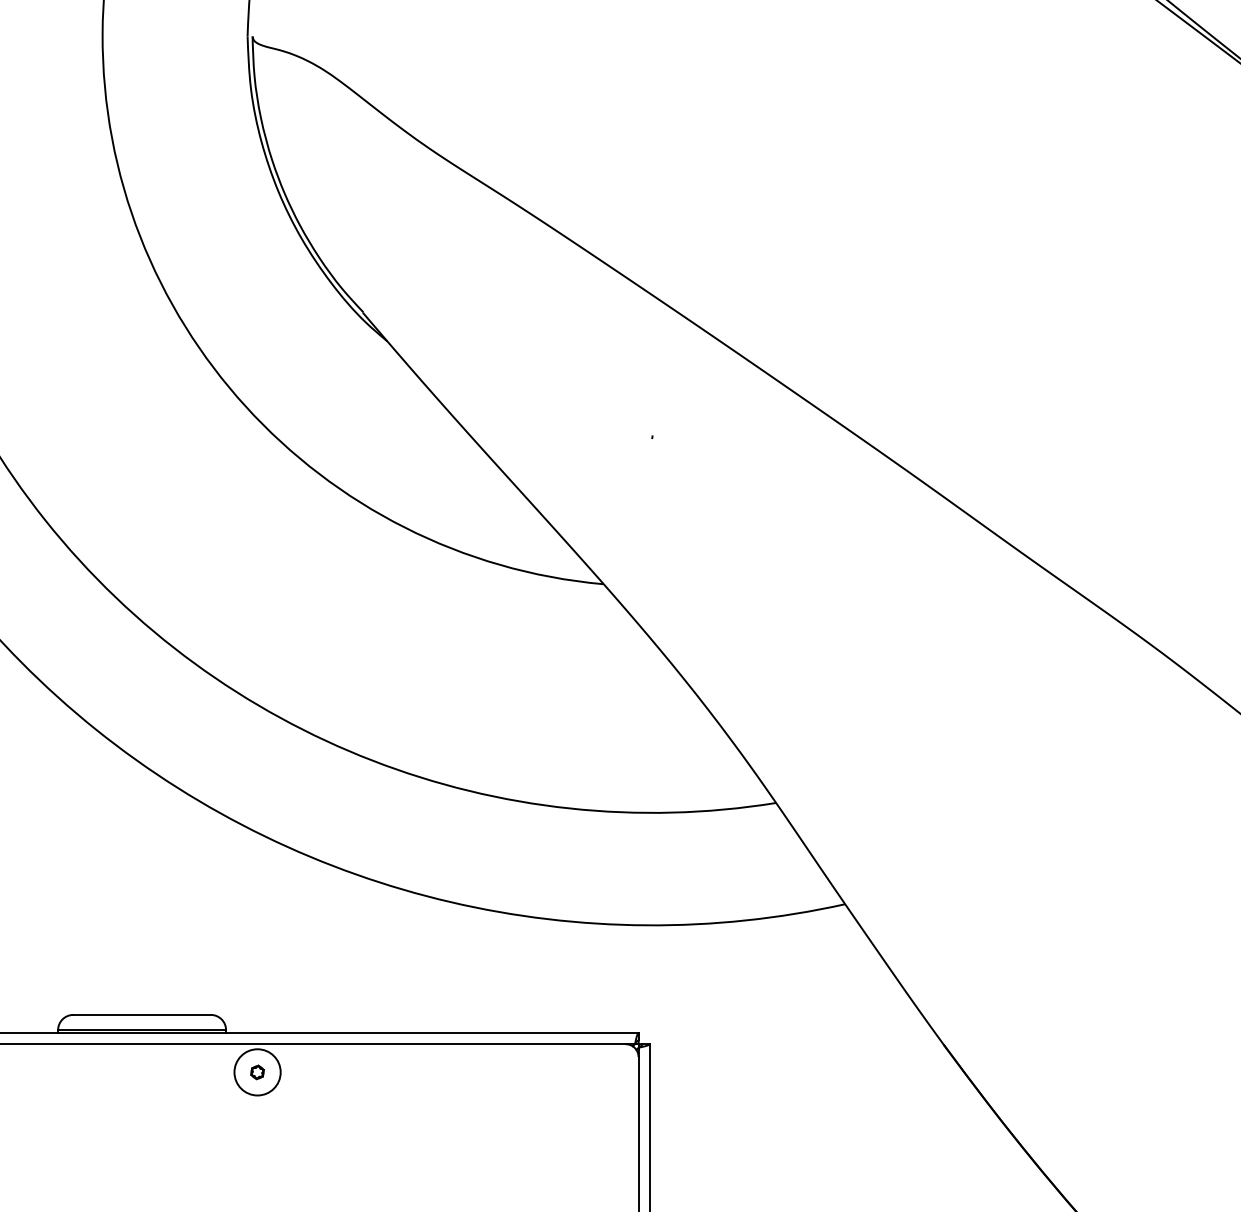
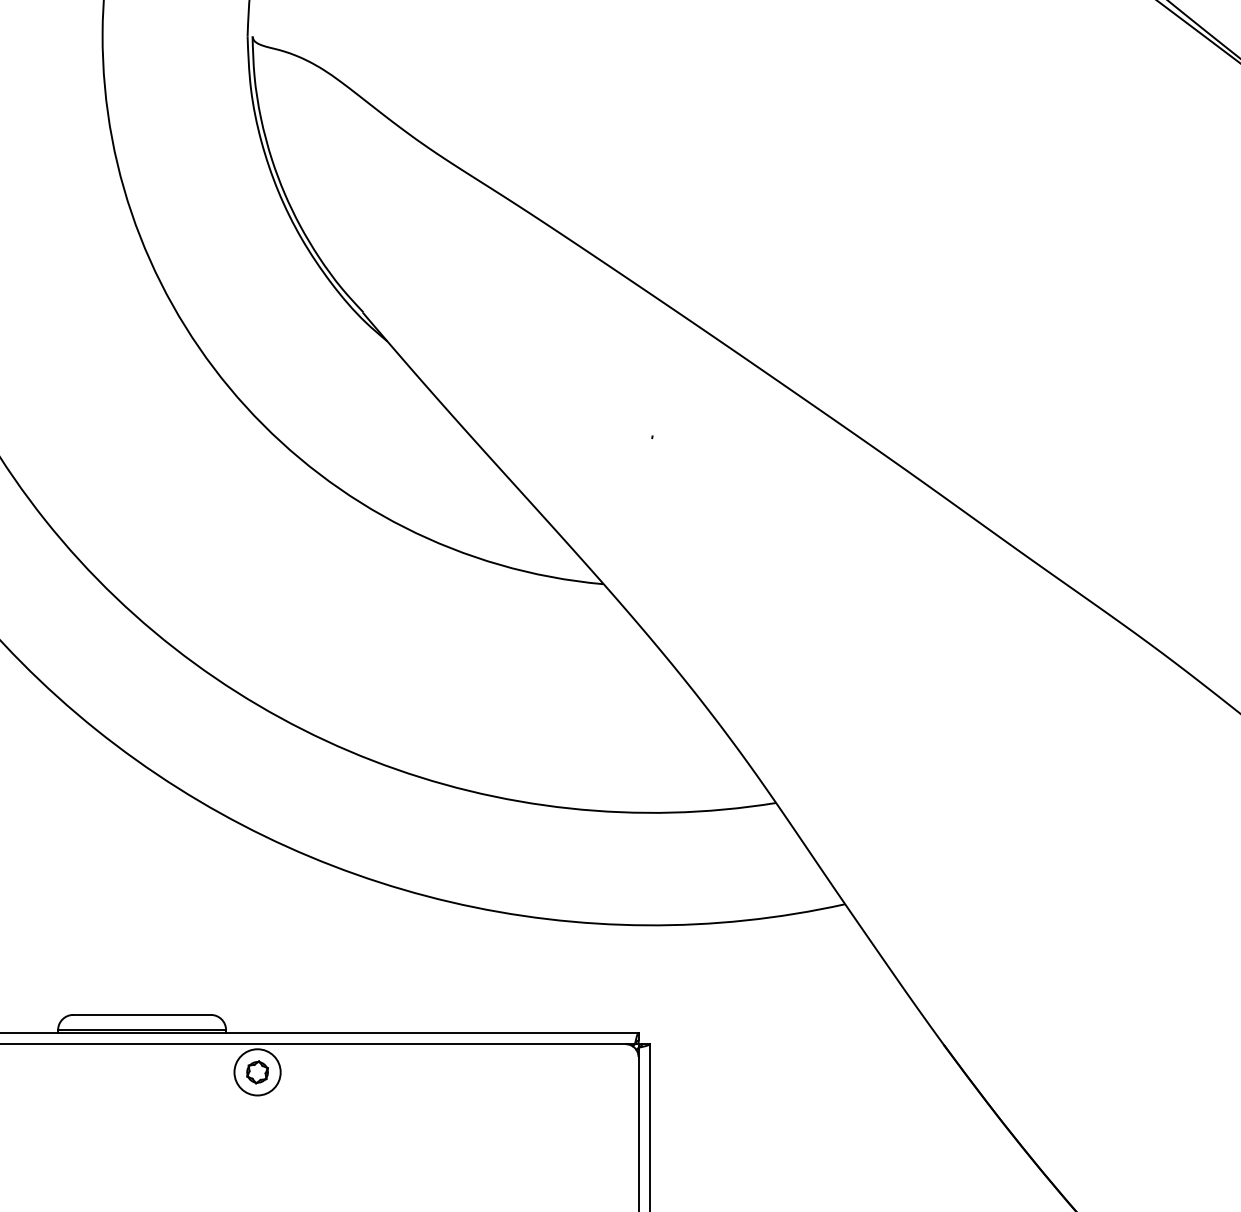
part size: 15x17 px -> 23x25 px (257, 1072)
